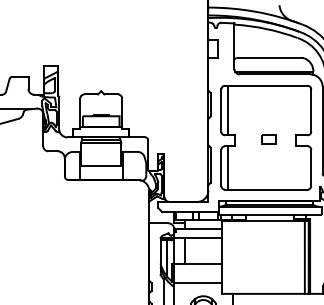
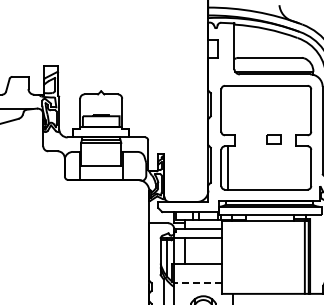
line: present -> none (227, 110)
part position: (268, 139) -> (273, 139) (273, 139)
line: solid -> dashed (198, 282)
